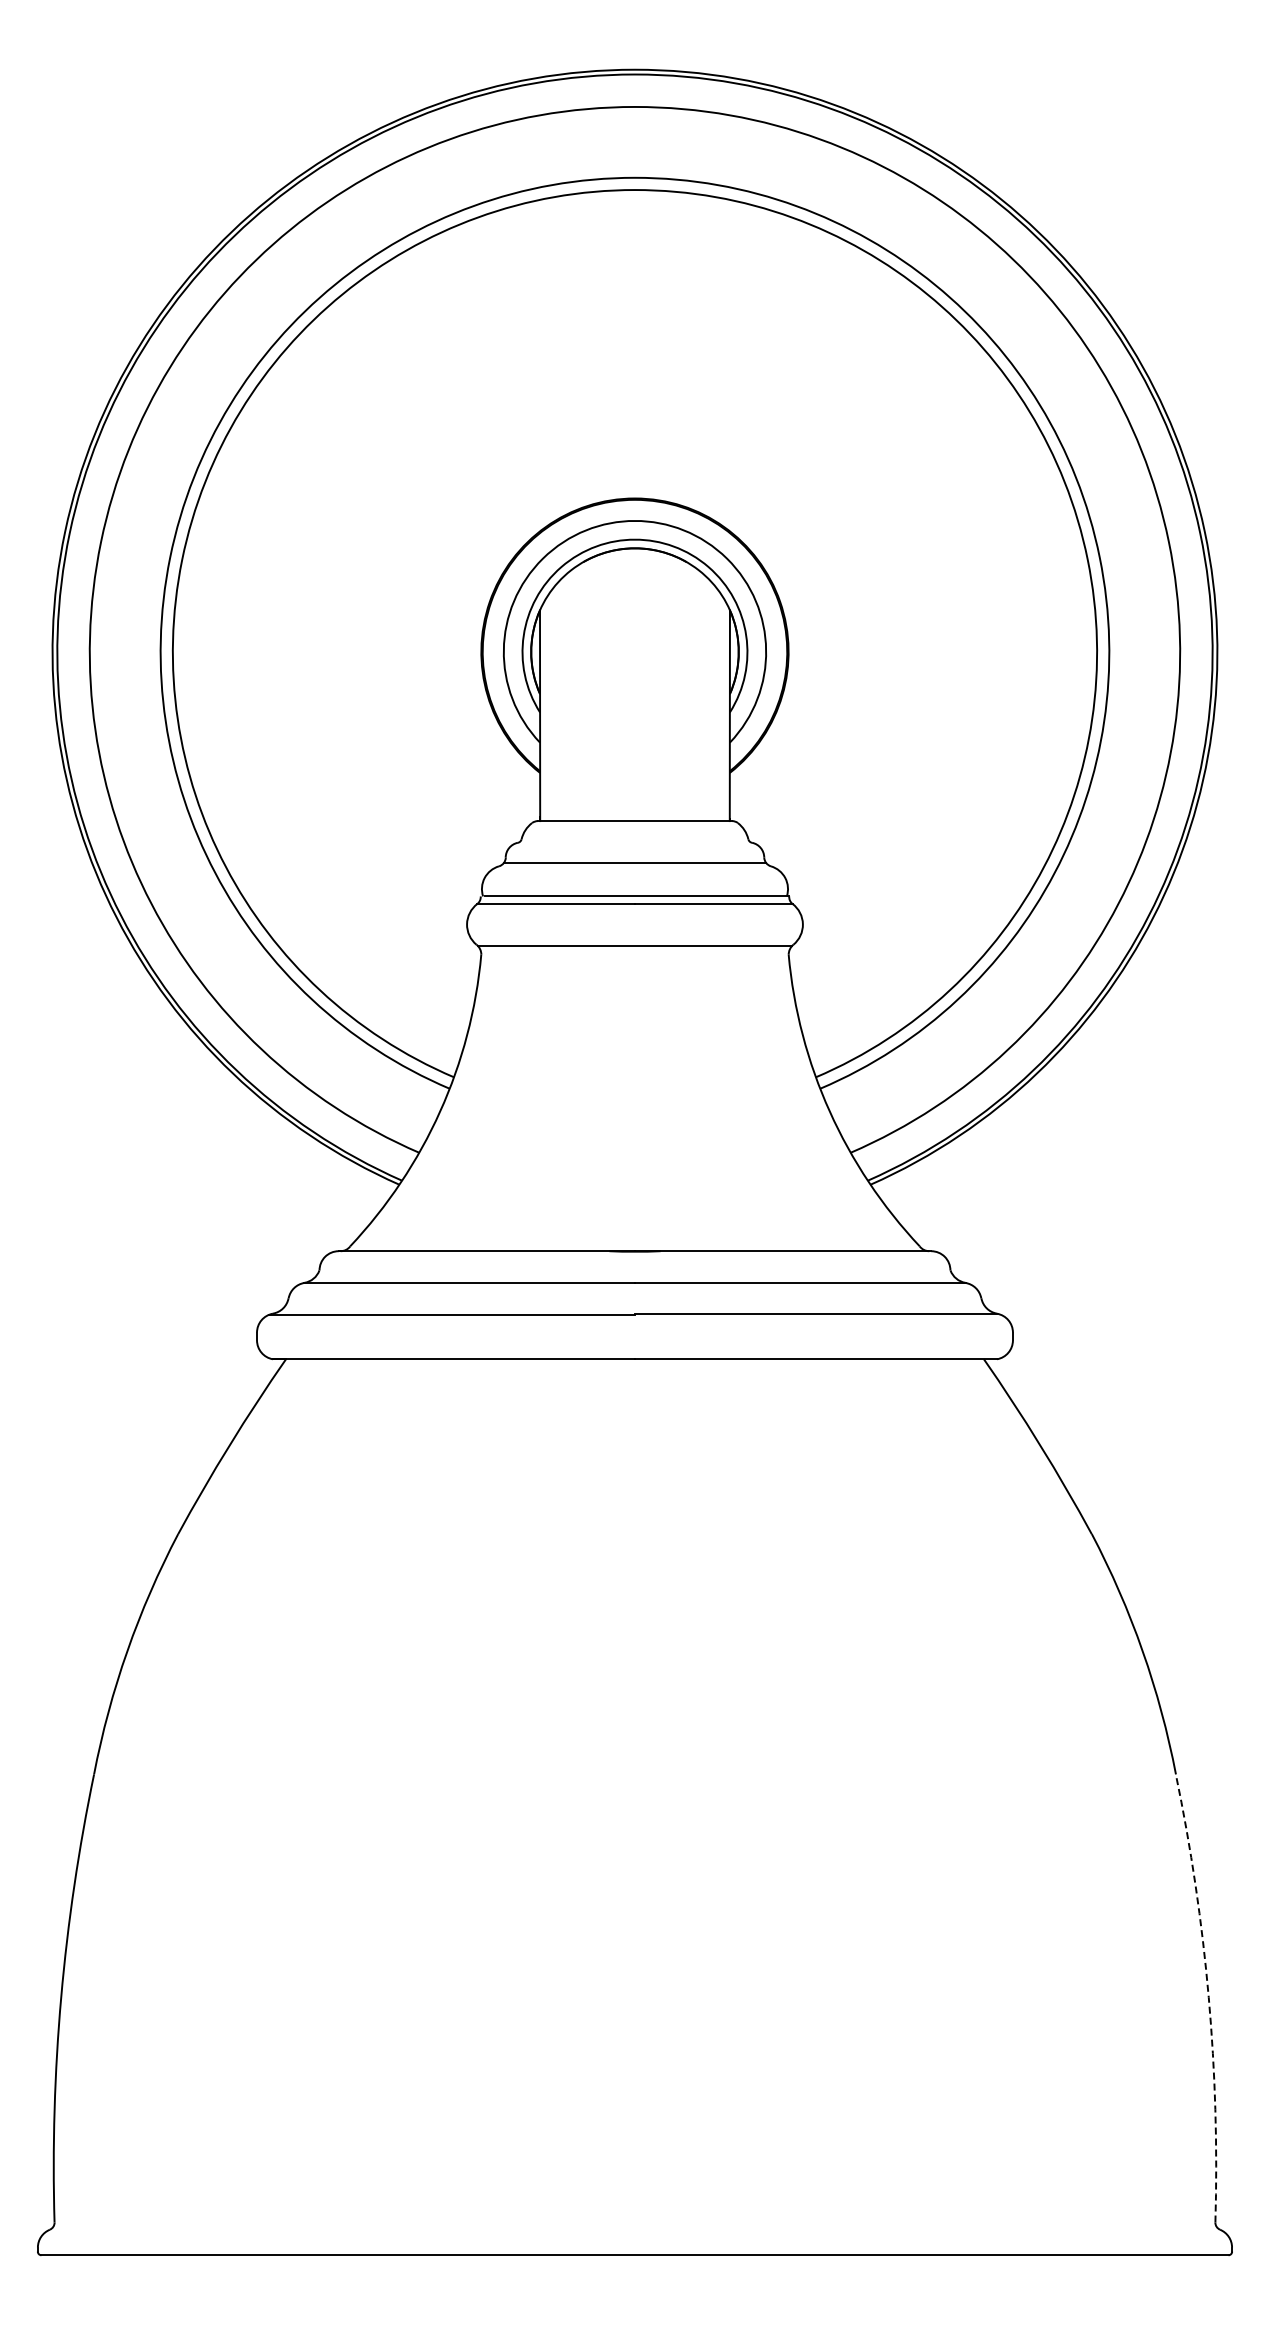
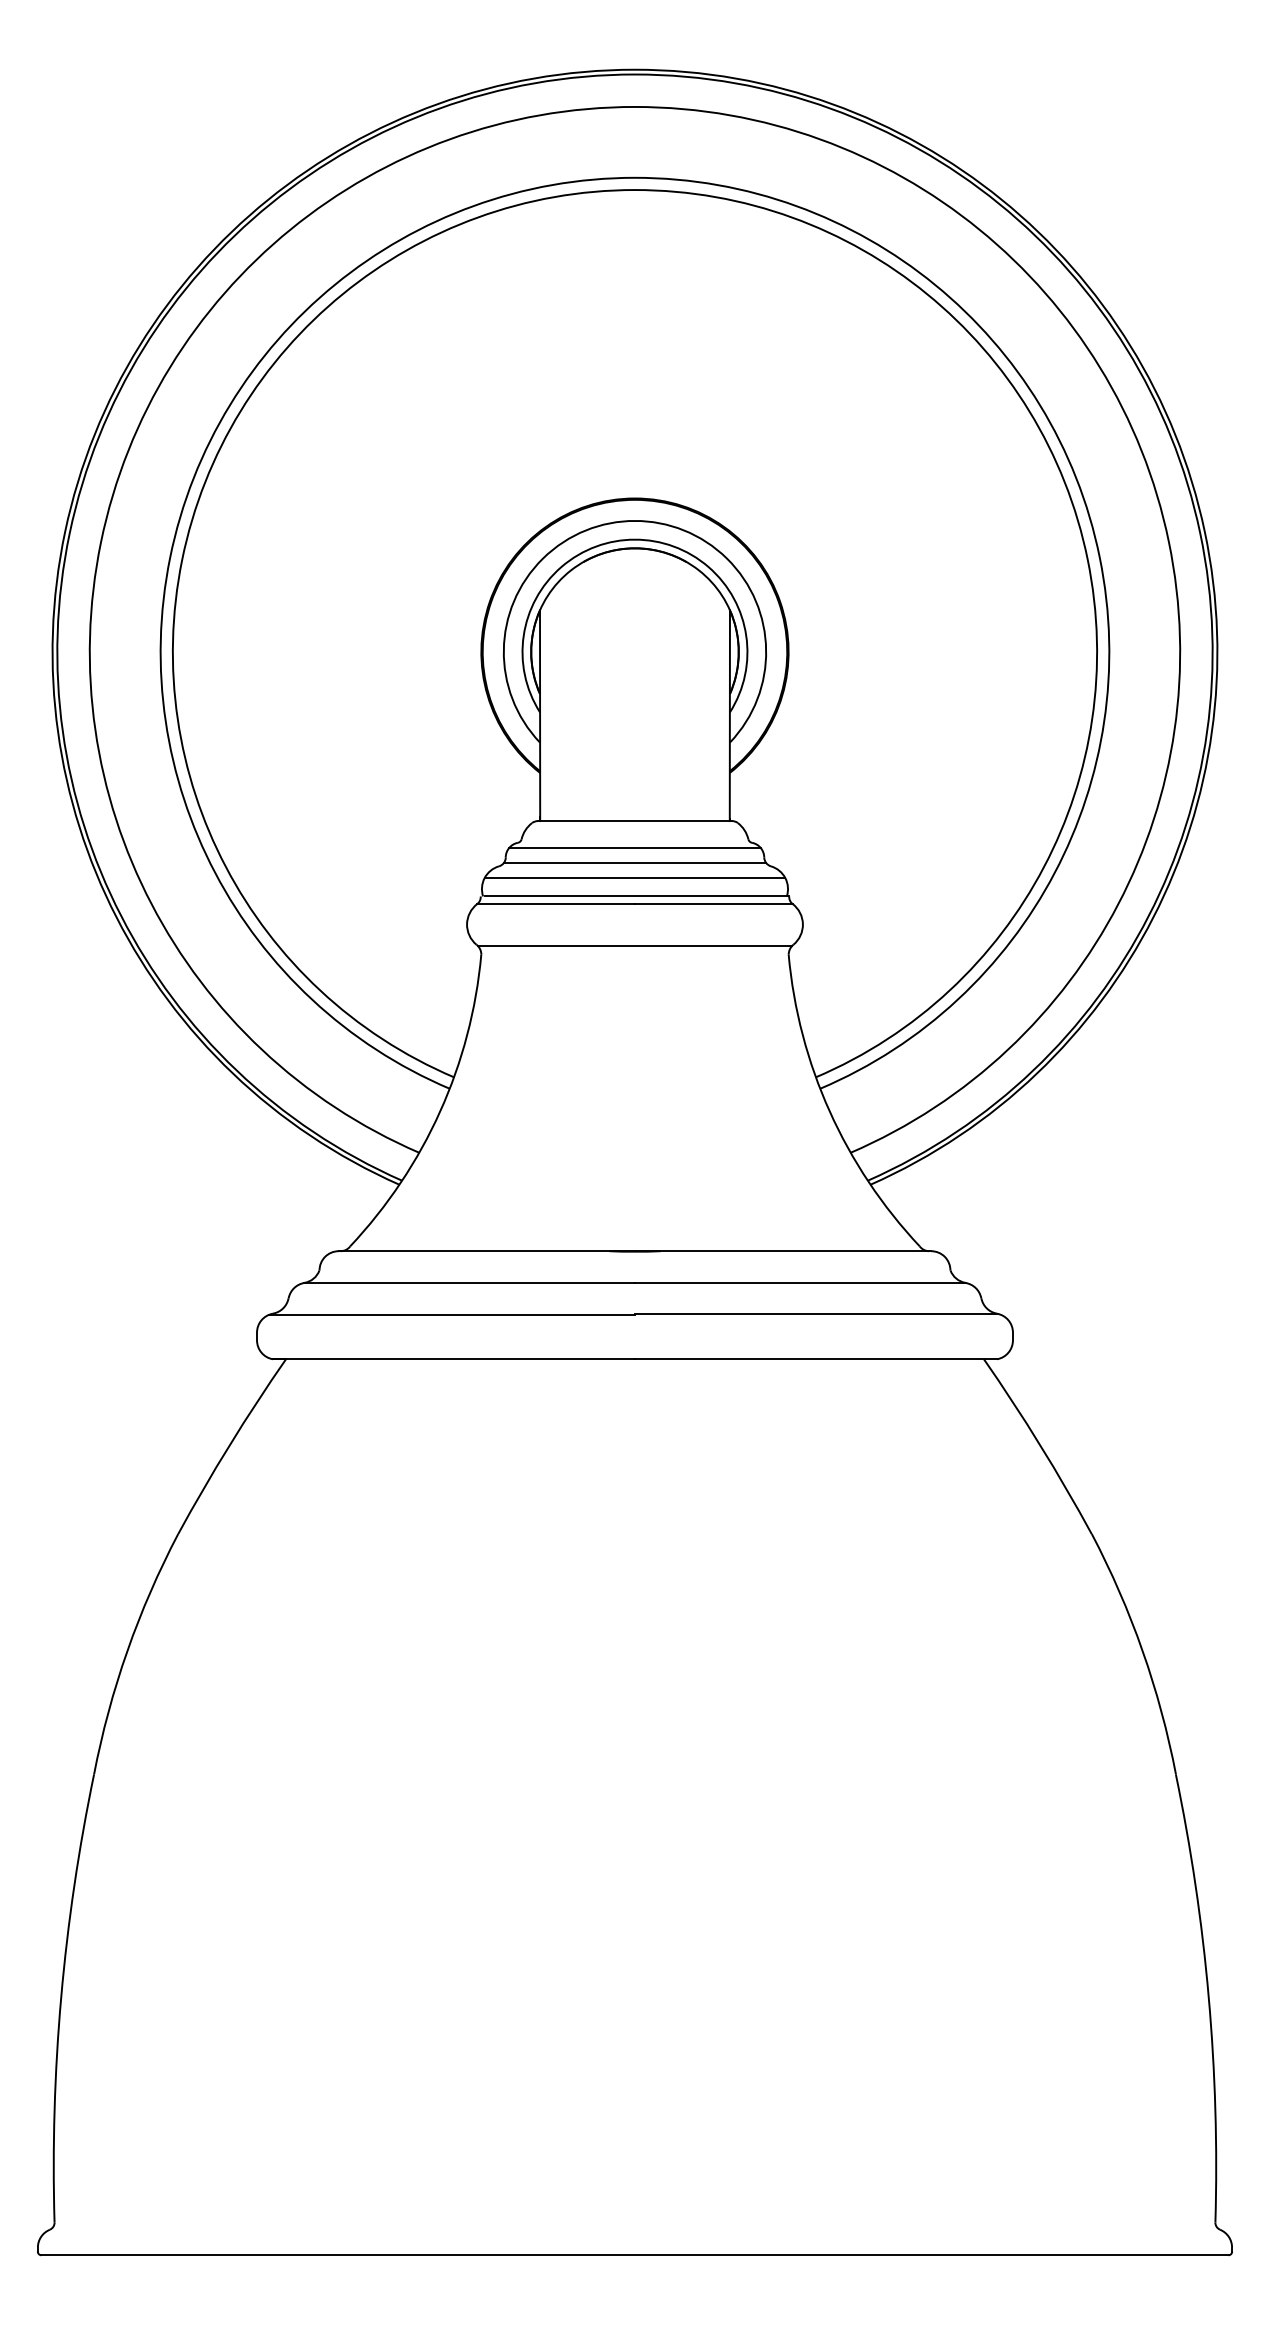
line: none -> present (634, 847)
line: none -> present (634, 878)
arc: dashed -> solid (1208, 1997)
